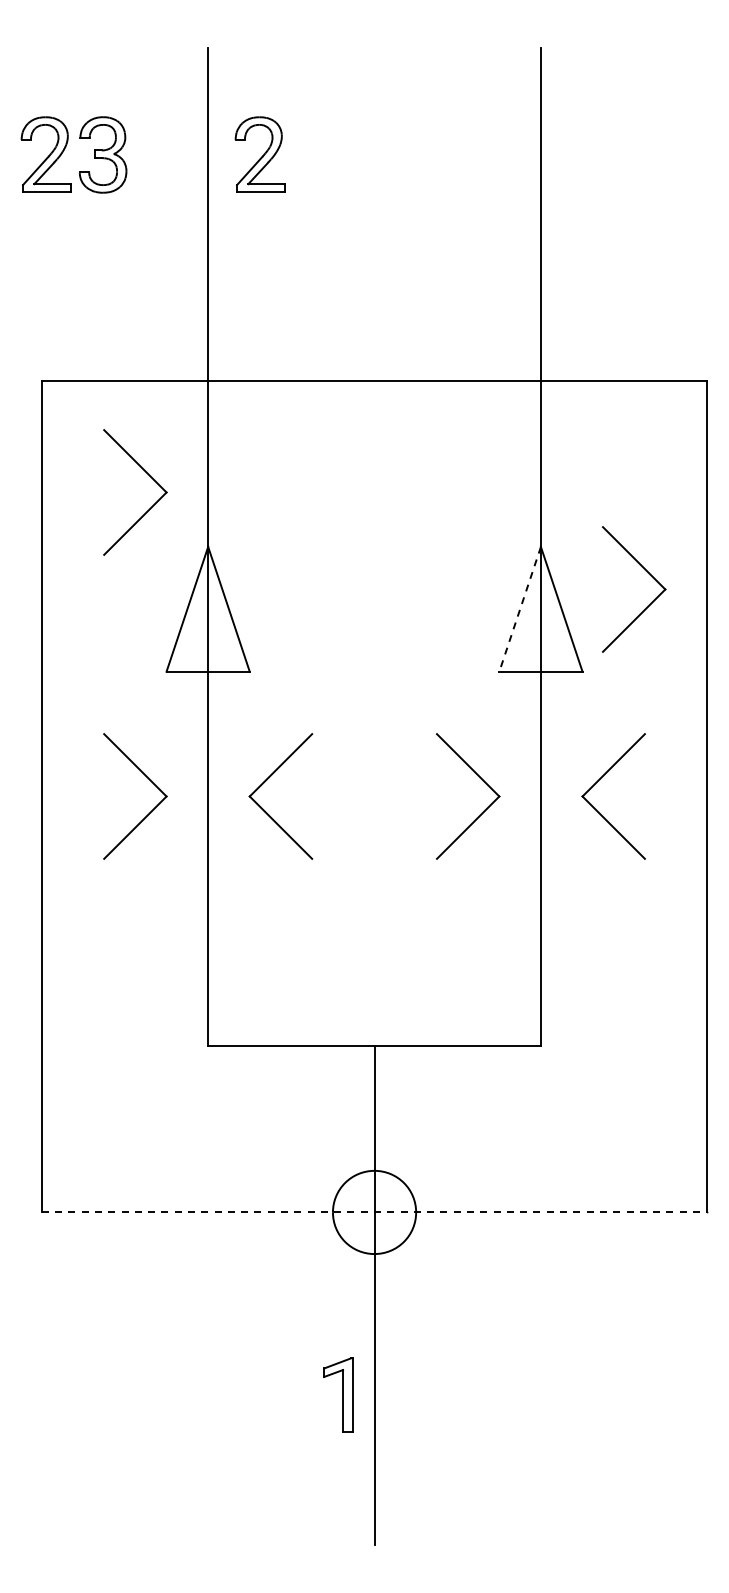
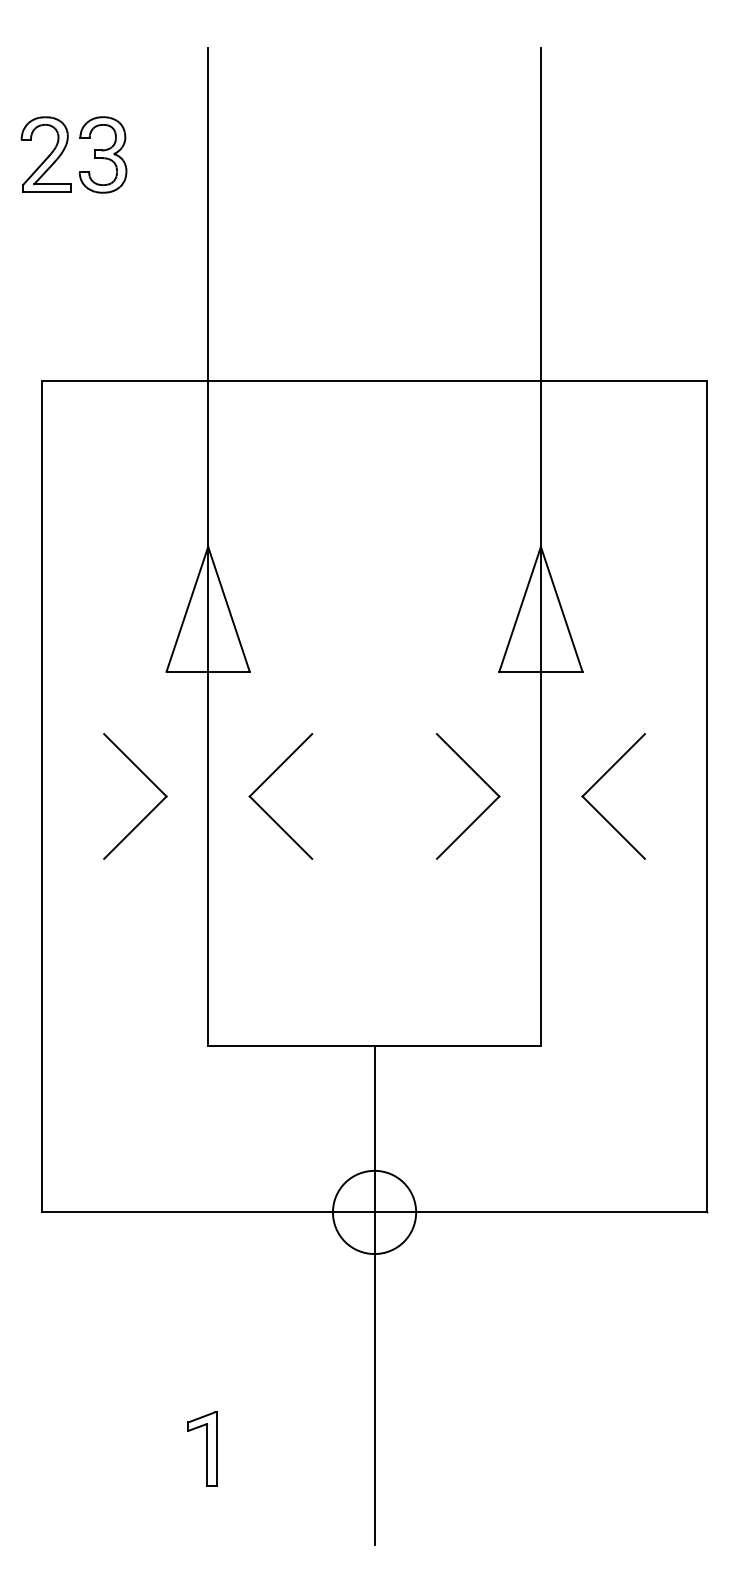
part: present -> none (259, 154)
part: present -> none (150, 477)
part: present -> none (648, 574)
line: dashed -> solid (520, 609)
line: dashed -> solid (374, 1212)
part position: (338, 1394) -> (202, 1448) (202, 1448)
